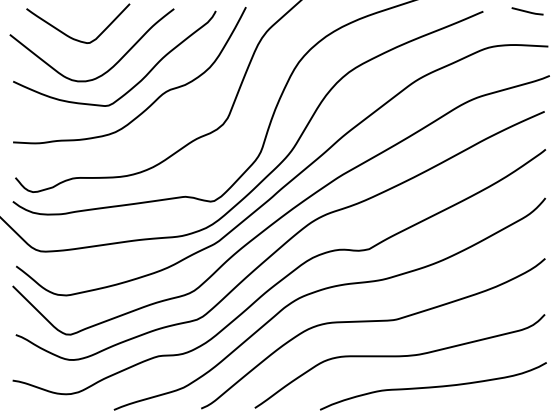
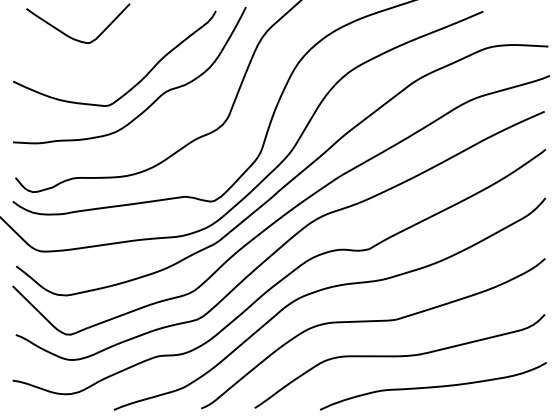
line: present -> none (527, 11)
curve: present -> none (111, 66)
